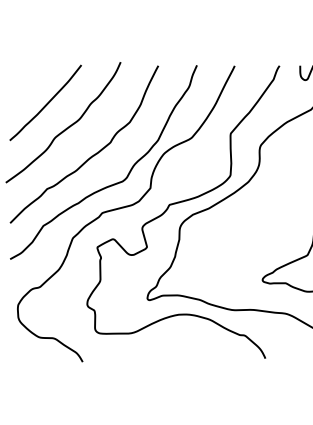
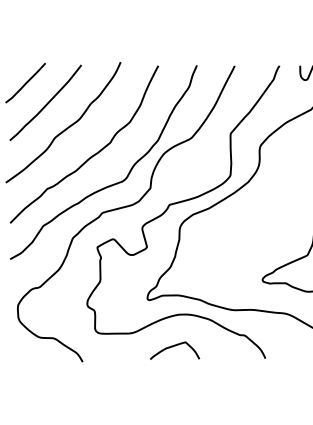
line: none -> present (25, 82)
curve: none -> present (175, 346)
